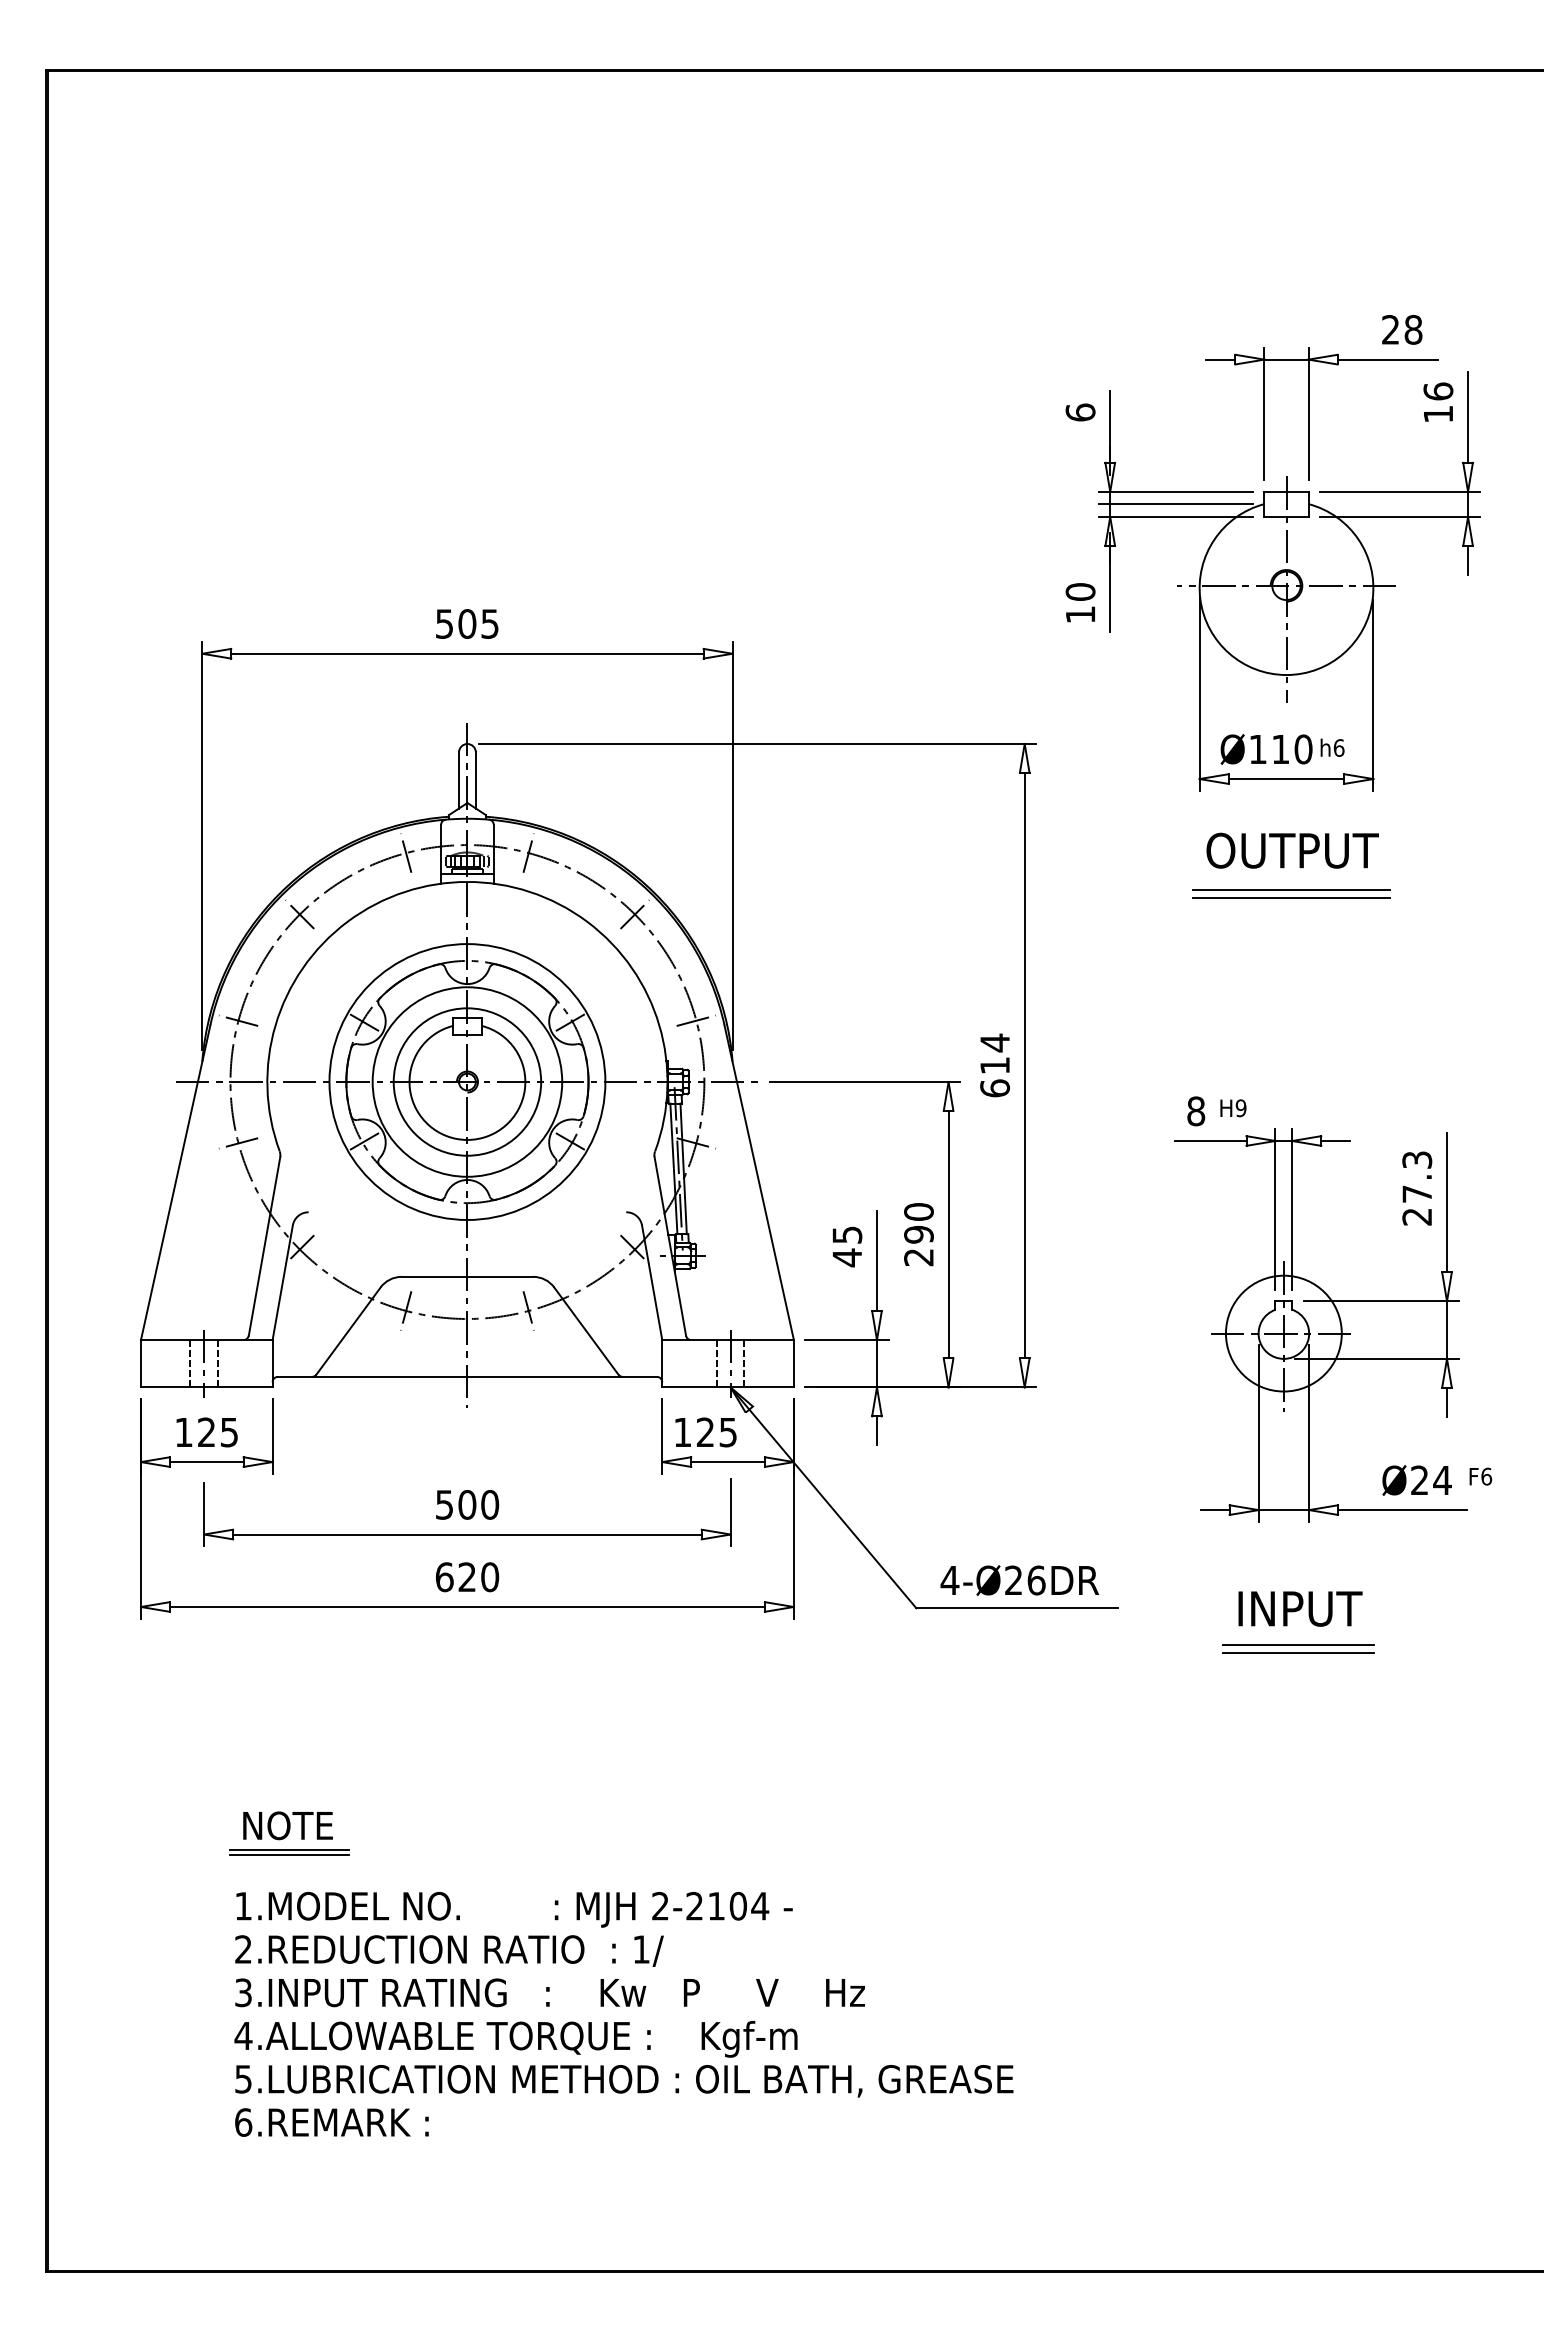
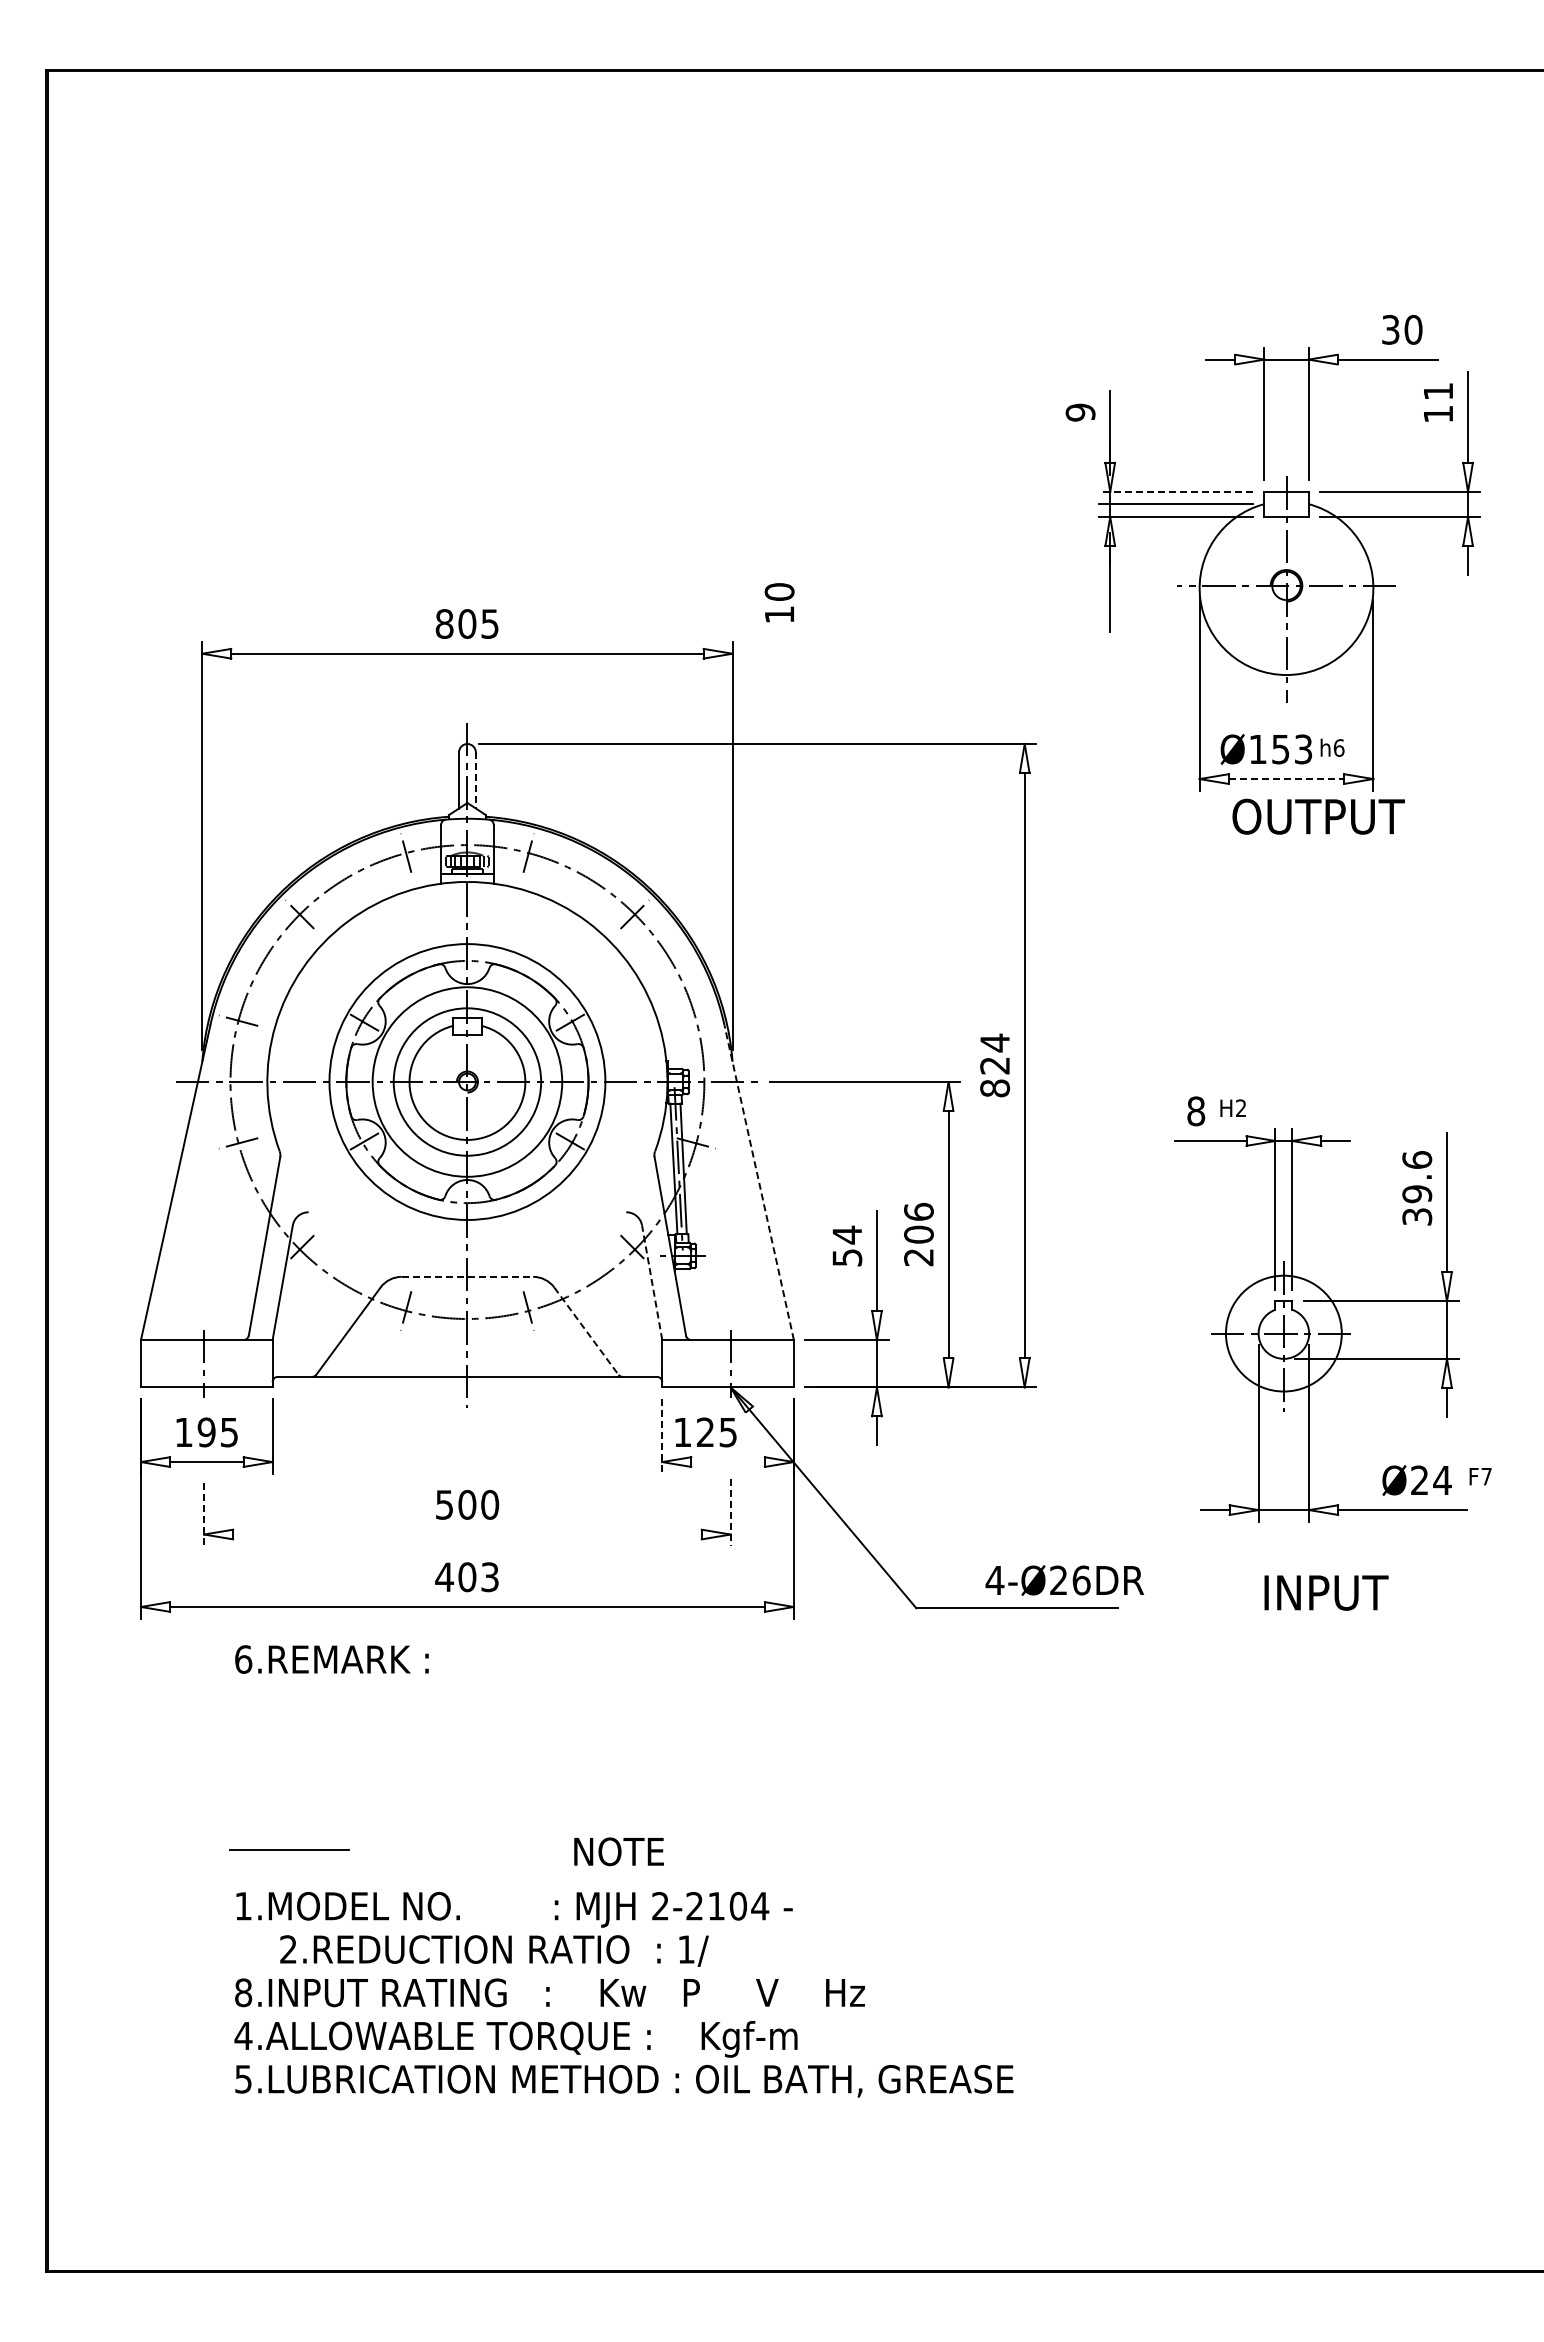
text: 28 -> 30 (1402, 329)
text: 16 -> 11 (1438, 391)
text: 6 -> 9 (1080, 412)
line: solid -> dashed (1175, 491)
text position: (1080, 602) -> (779, 602) (779, 602)
text: 505 -> 805 (444, 623)
text: Ø110 -> Ø153 (1292, 749)
line: solid -> dashed (1286, 779)
line: solid -> dashed (475, 780)
text position: (1292, 850) -> (1318, 816) (1318, 816)
line: present -> none (1291, 889)
line: present -> none (1291, 898)
line: present -> none (695, 1020)
text: 614 -> 824 (994, 1077)
text: H9 -> H2 (1240, 1108)
line: solid -> dashed (759, 1182)
text: 27.3 -> 39.6 (1417, 1188)
text: 290 -> 206 (918, 1222)
text: 45 -> 54 (847, 1246)
line: solid -> dashed (467, 1276)
line: solid -> dashed (652, 1282)
line: solid -> dashed (586, 1331)
line: present -> none (190, 1363)
line: present -> none (217, 1363)
line: present -> none (717, 1363)
line: present -> none (744, 1363)
text: 125 -> 195 (206, 1432)
line: solid -> dashed (662, 1436)
line: present -> none (727, 1462)
text: F6 -> F7 (1486, 1476)
line: solid -> dashed (730, 1512)
line: solid -> dashed (204, 1515)
line: present -> none (467, 1534)
text: 620 -> 403 (467, 1577)
text position: (1019, 1580) -> (1064, 1580) (1064, 1580)
text position: (1300, 1608) -> (1326, 1592) (1326, 1592)
line: present -> none (1298, 1644)
line: present -> none (1298, 1653)
text position: (287, 1825) -> (618, 1851) (618, 1851)
line: present -> none (288, 1854)
text position: (449, 1950) -> (494, 1950) (494, 1950)
text: 3.INPUT -> 8.INPUT (243, 1992)
text position: (331, 2122) -> (331, 1659) (331, 1659)
